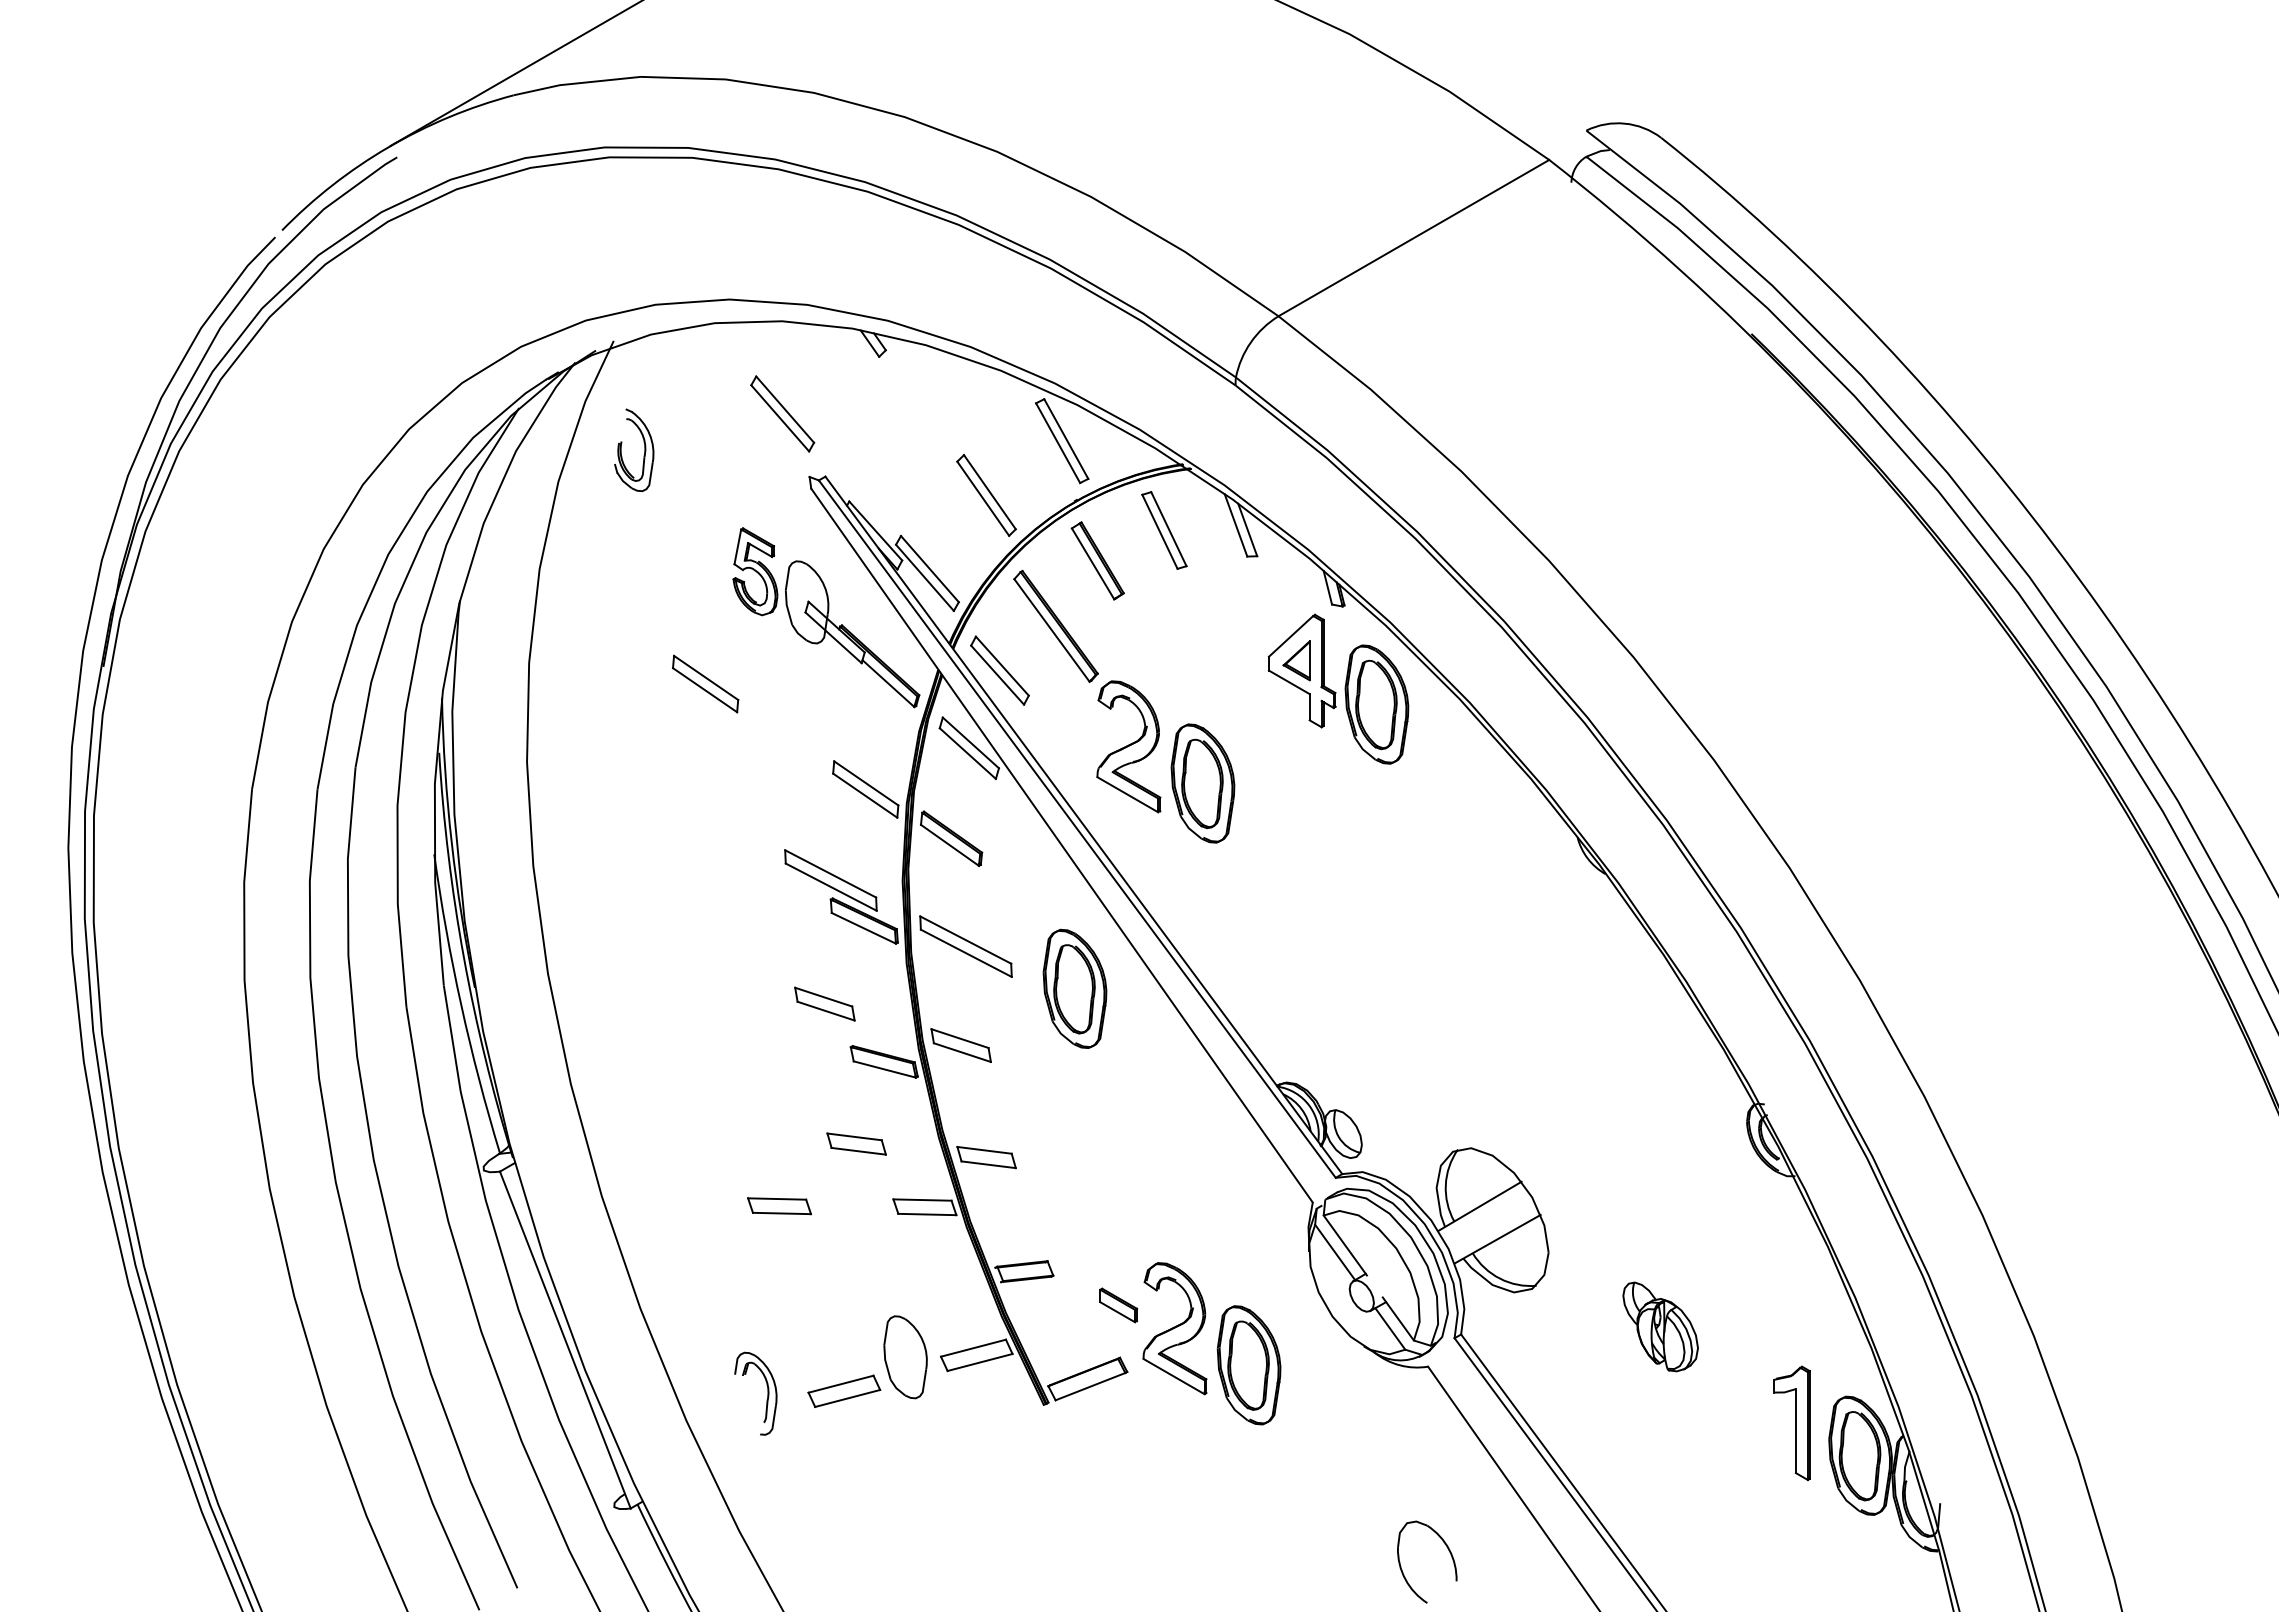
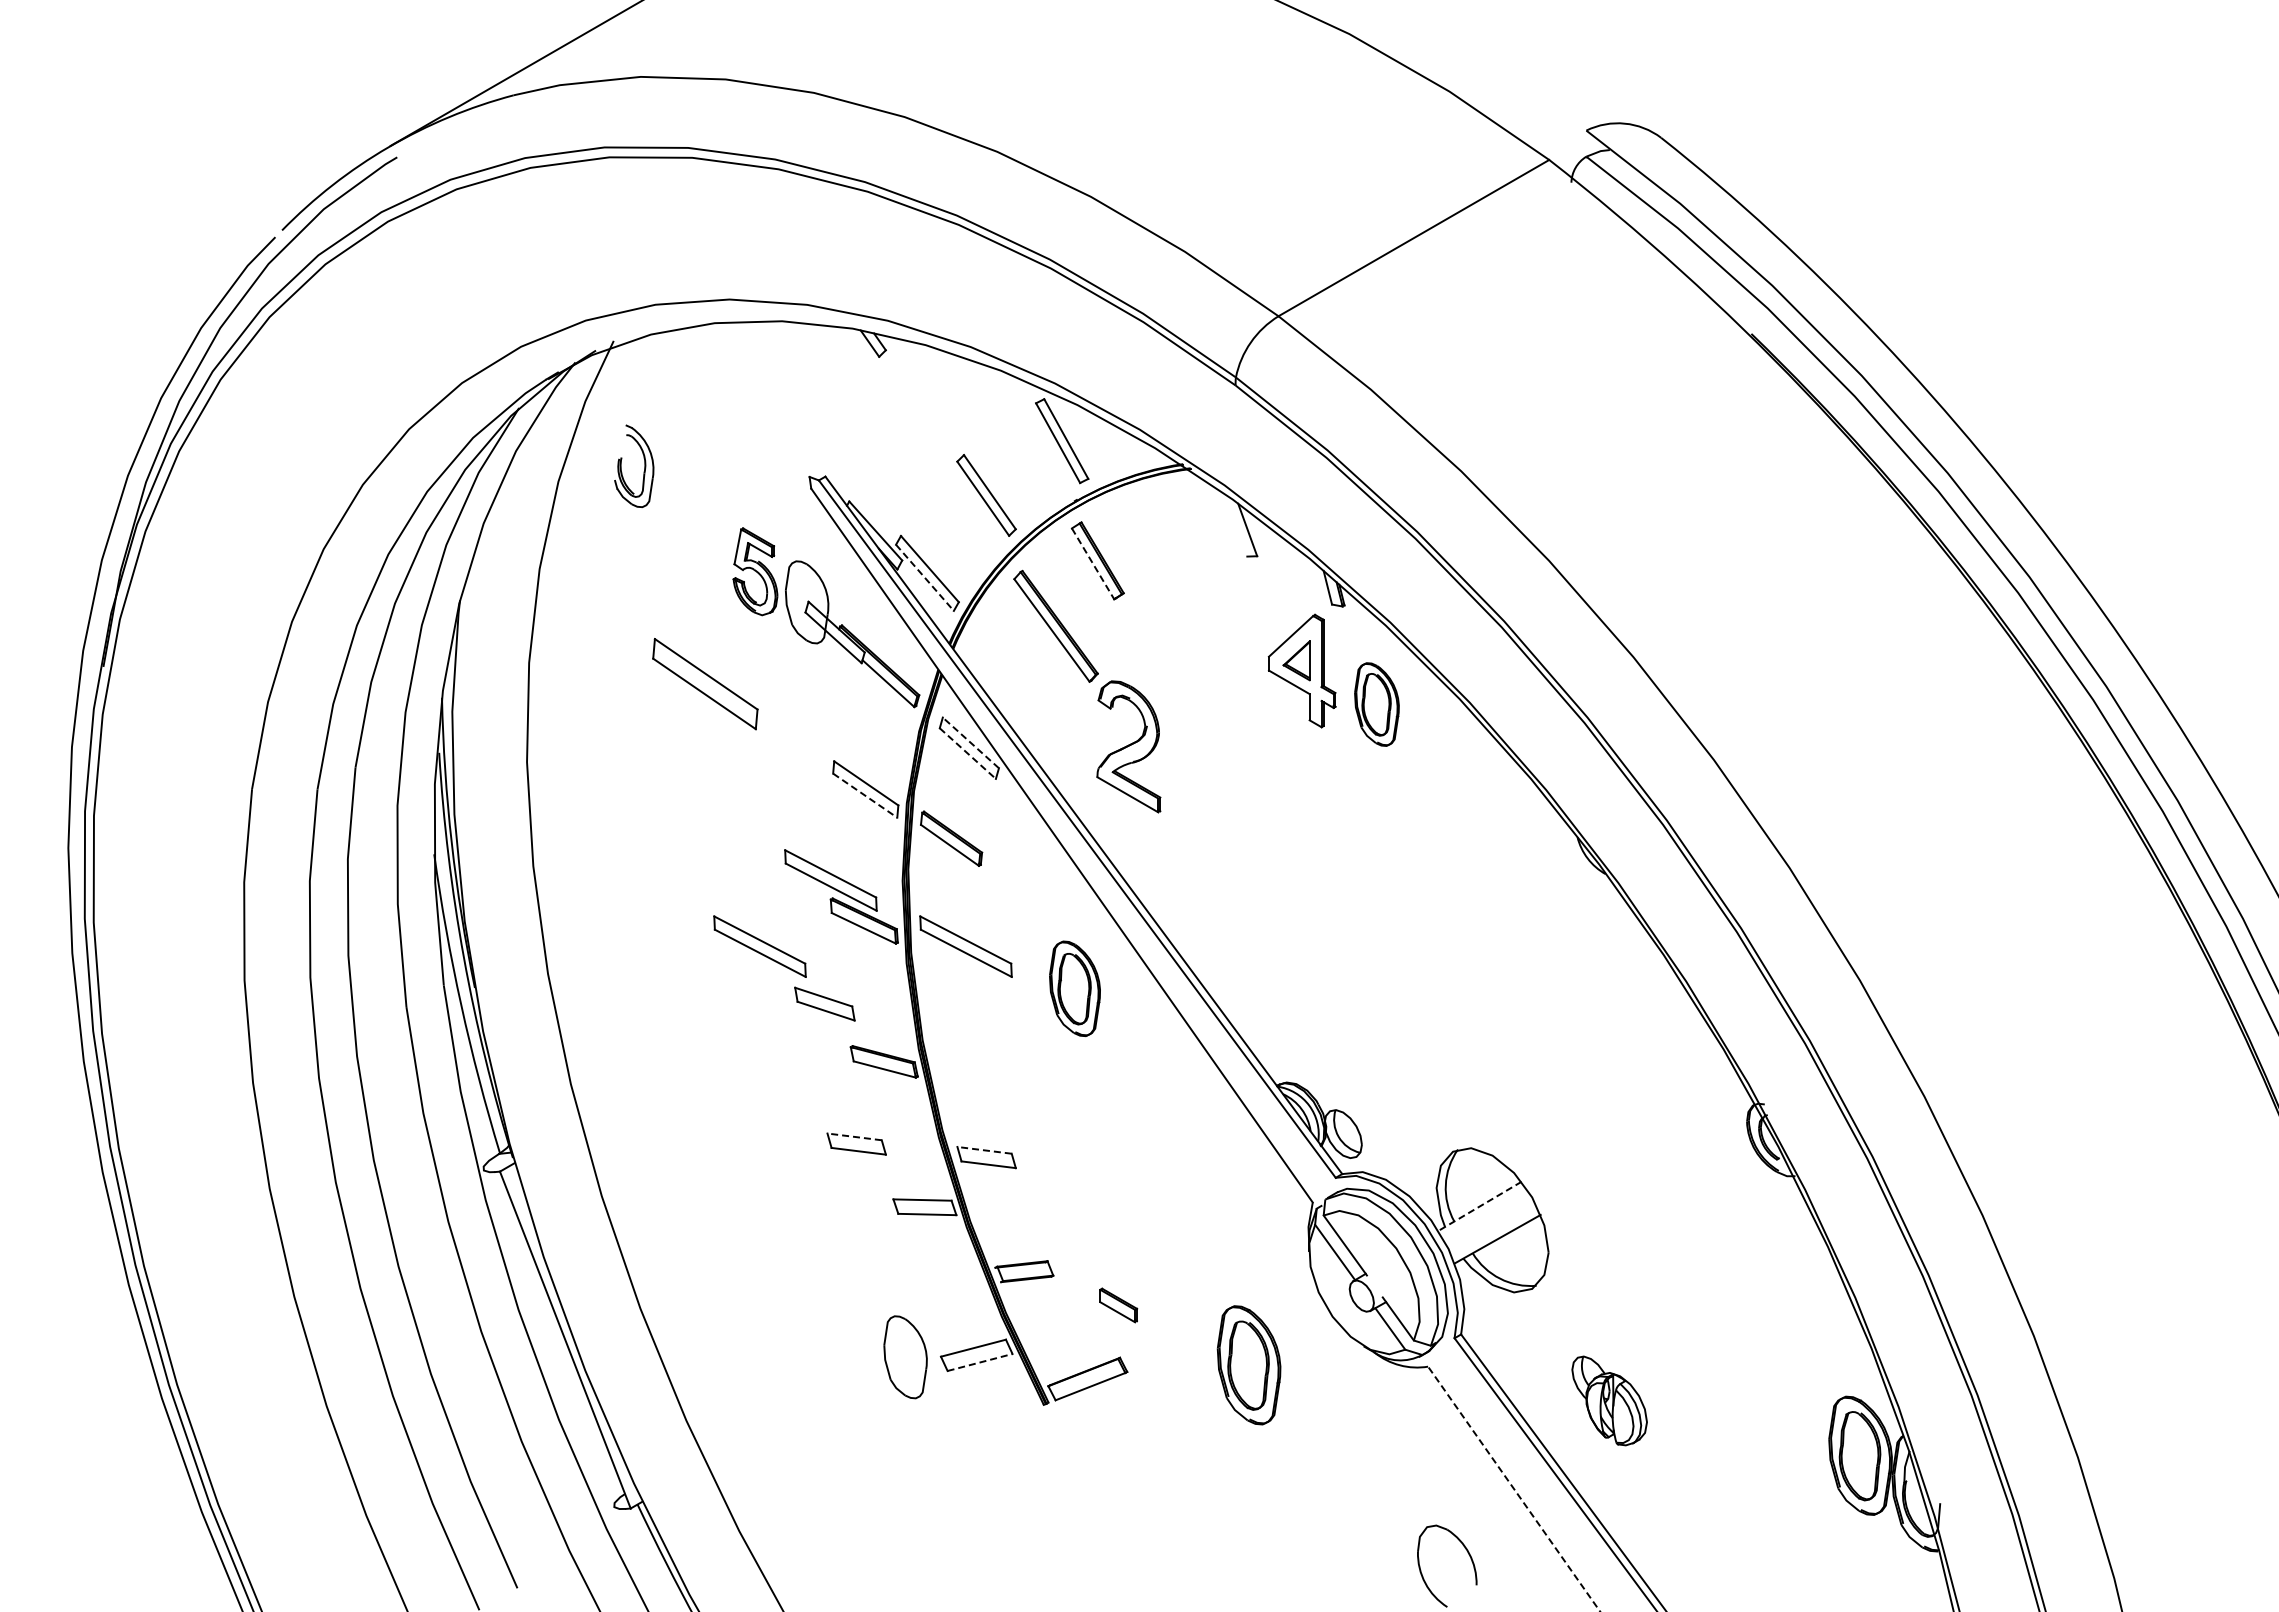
part: present -> none (782, 413)
part position: (644, 449) -> (644, 465) (644, 465)
line: present -> none (1235, 525)
part: present -> none (1164, 530)
line: solid -> dashed (1093, 564)
line: solid -> dashed (924, 577)
part: present -> none (999, 670)
part size: 68x60 px -> 107x93 px (705, 684)
part size: 66x121 px -> 46x85 px (1376, 704)
line: solid -> dashed (970, 742)
line: solid -> dashed (967, 753)
part: present -> none (1202, 783)
line: solid -> dashed (865, 795)
part: none -> present (759, 946)
part size: 66x121 px -> 52x98 px (1074, 988)
part: present -> none (960, 1045)
line: solid -> dashed (854, 1136)
line: solid -> dashed (984, 1150)
part: present -> none (779, 1206)
line: solid -> dashed (1479, 1206)
part position: (1660, 1326) -> (1609, 1400) (1609, 1400)
part: present -> none (1174, 1328)
line: solid -> dashed (980, 1362)
part: present -> none (844, 1390)
part: present -> none (767, 1393)
part: present -> none (1791, 1423)
line: solid -> dashed (1514, 1489)
part position: (1446, 1547) -> (1466, 1551) (1466, 1551)
